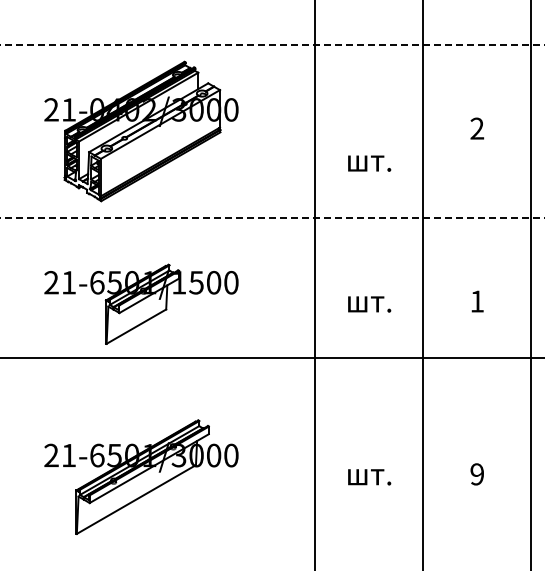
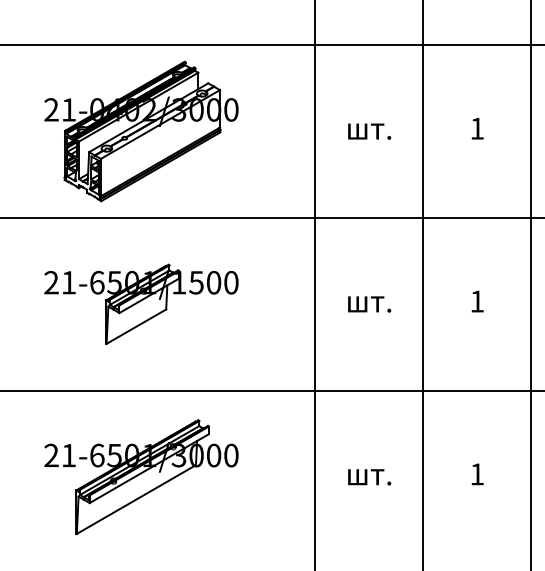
line: dashed -> solid (272, 45)
text: 2 -> 1 (477, 128)
text position: (369, 163) -> (369, 131) (369, 131)
line: dashed -> solid (272, 217)
line position: (271, 357) -> (271, 390) (271, 390)
text: 9 -> 1 (476, 474)
